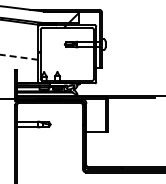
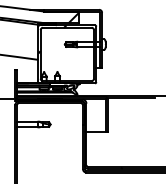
arc: dashed -> solid (18, 57)
